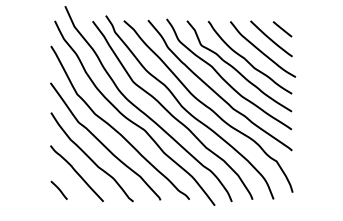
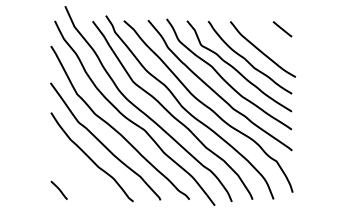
curve: present -> none (271, 38)
curve: present -> none (76, 173)
